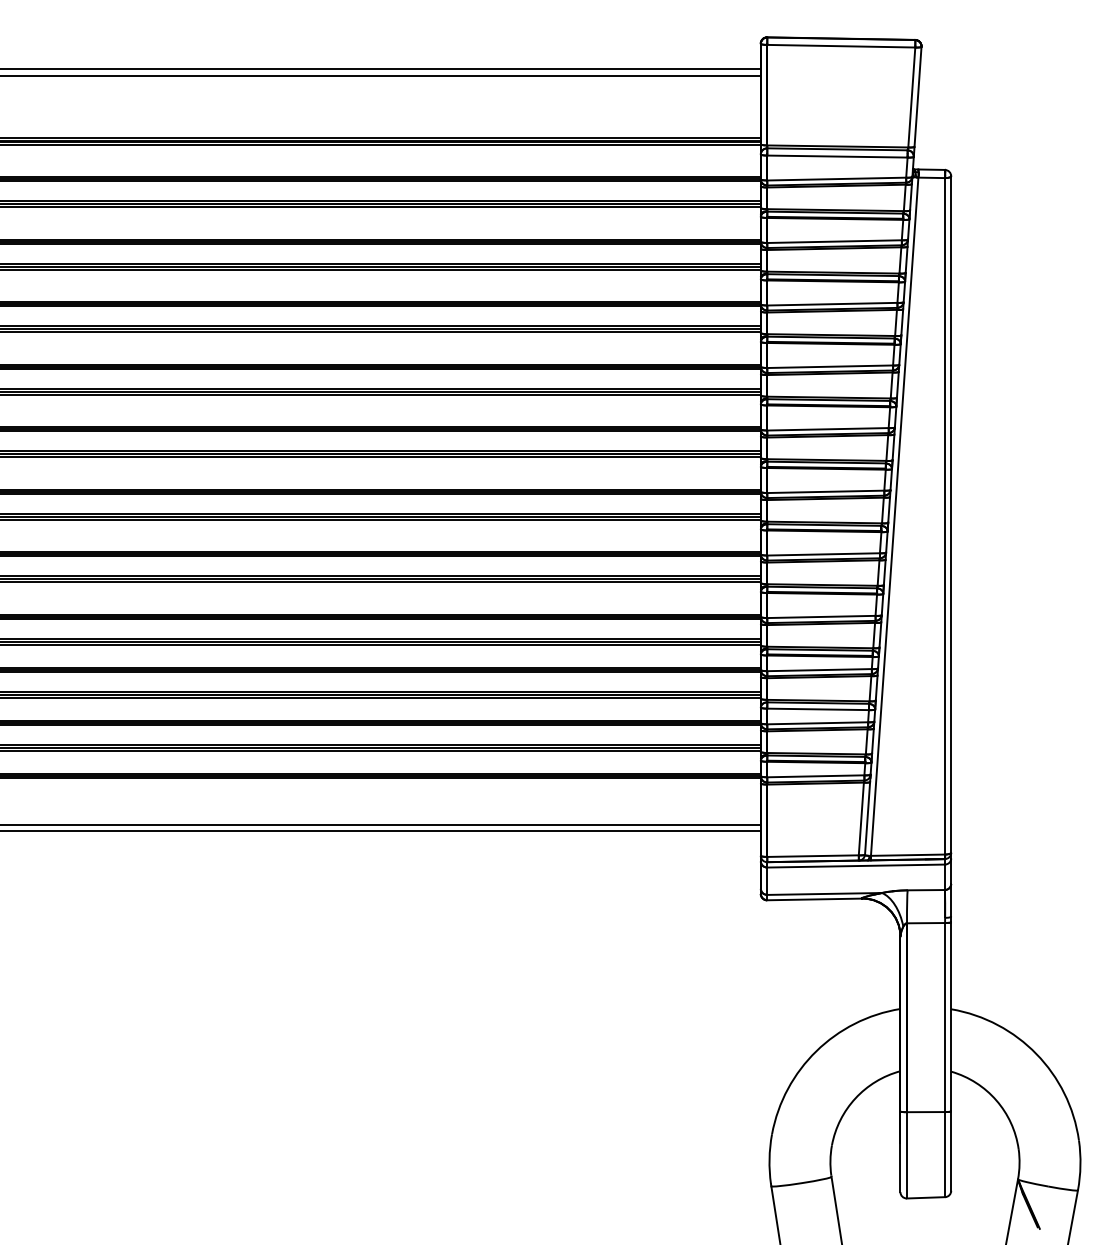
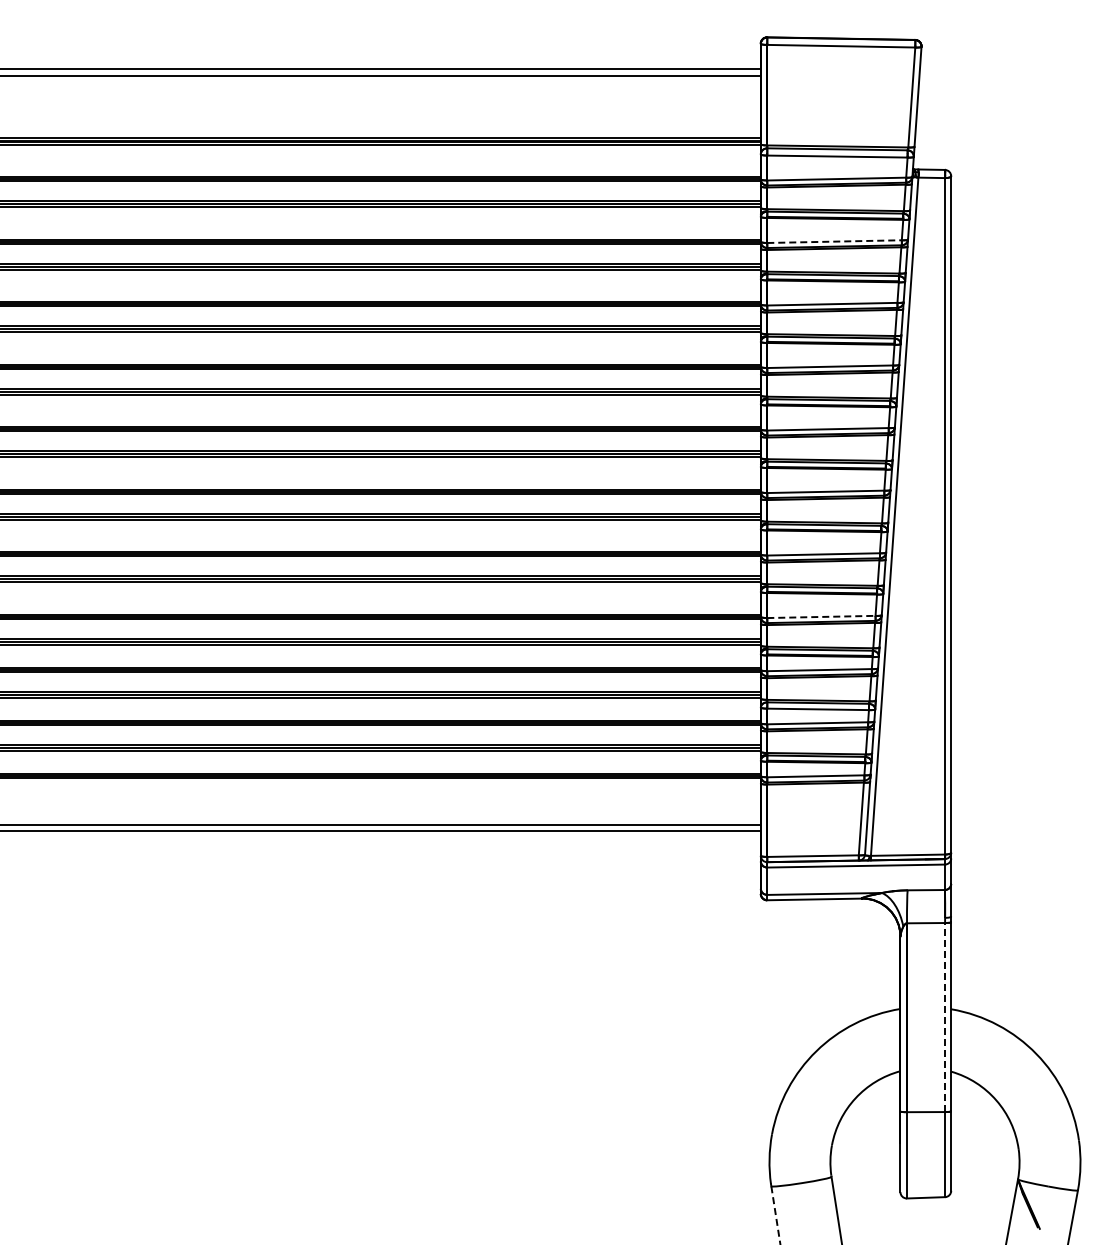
line: solid -> dashed (835, 241)
line: solid -> dashed (821, 616)
line: solid -> dashed (945, 1017)
line: solid -> dashed (775, 1215)
